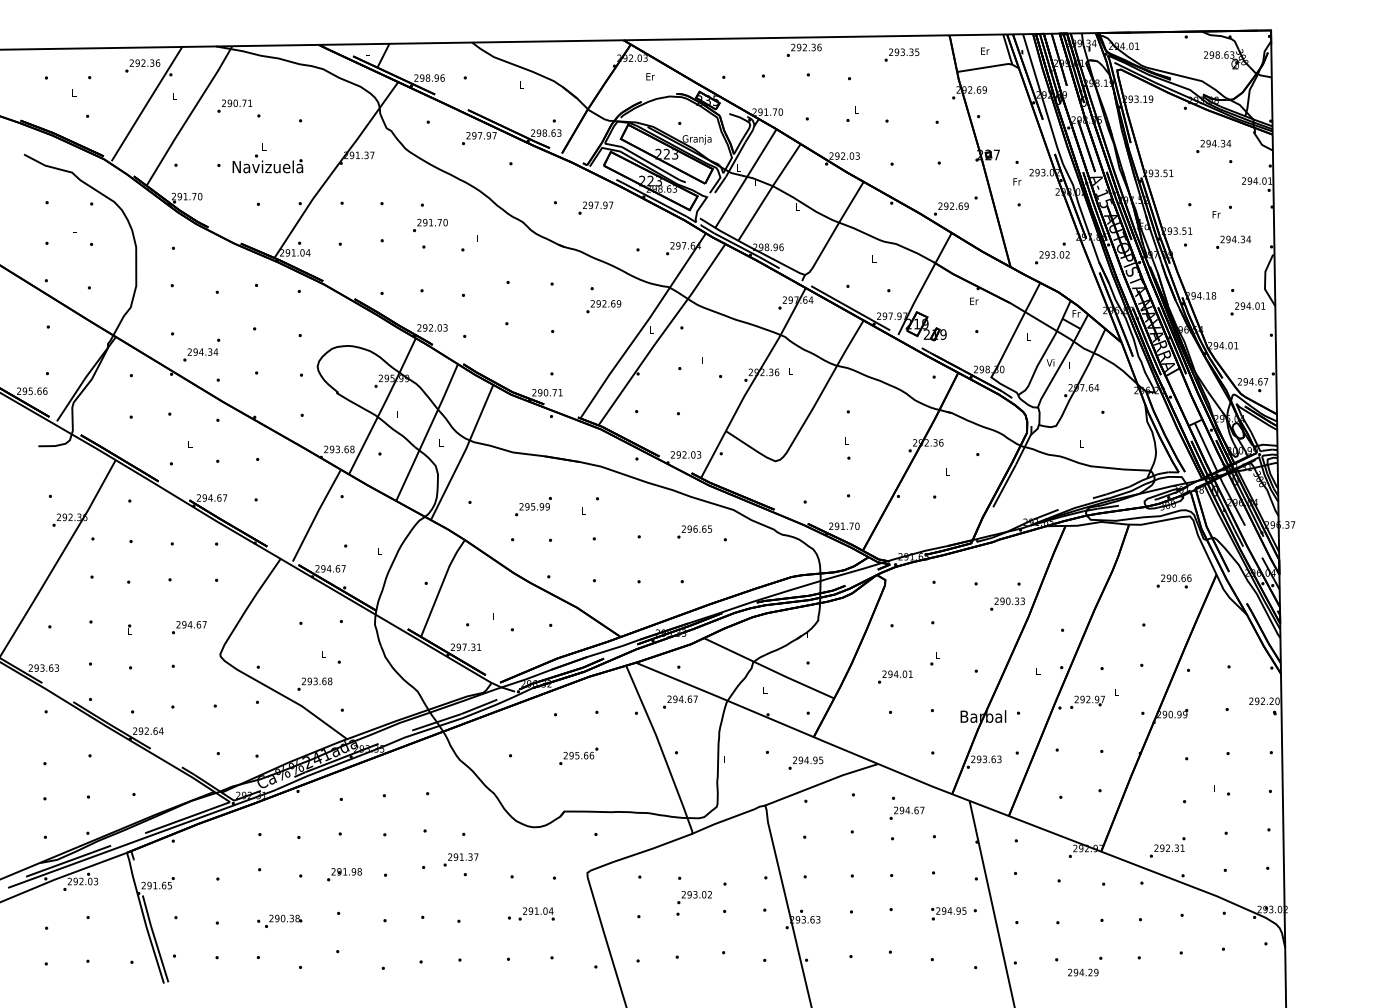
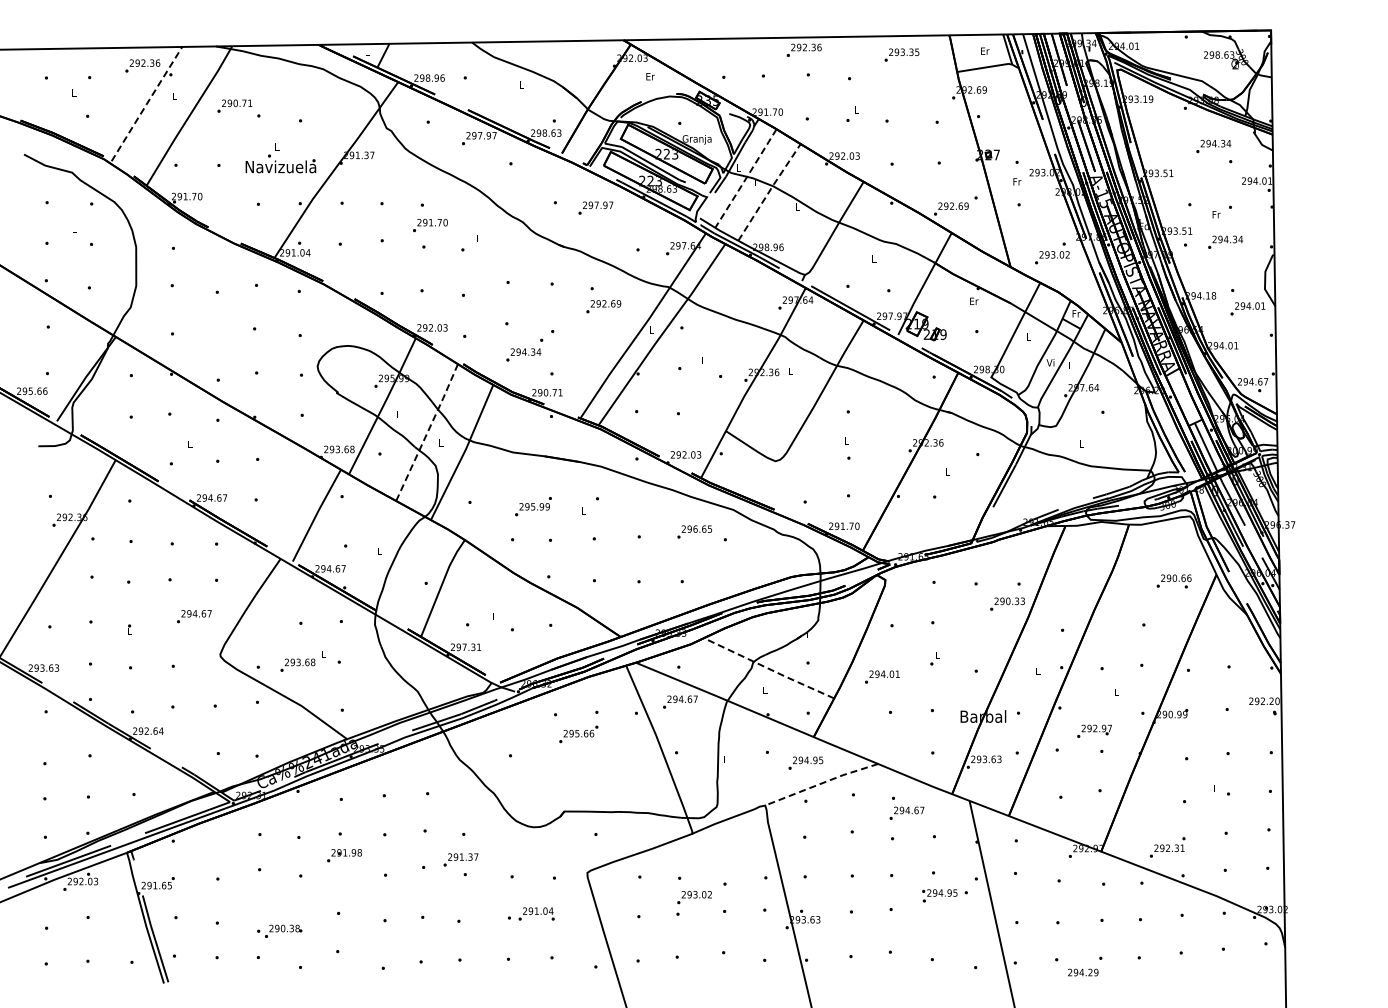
line: solid -> dashed (146, 104)
text position: (267, 158) -> (280, 158) (280, 158)
line: solid -> dashed (745, 179)
line: solid -> dashed (769, 191)
text position: (1233, 241) -> (1225, 241) (1225, 241)
text position: (201, 349) -> (524, 349) (524, 349)
line: solid -> dashed (427, 432)
text position: (189, 627) -> (194, 616) (194, 616)
line: solid -> dashed (768, 668)
text position: (895, 676) -> (882, 676) (882, 676)
text position: (314, 683) -> (297, 664) (297, 664)
text position: (1087, 701) -> (1094, 730) (1094, 730)
text position: (578, 756) -> (578, 734) (578, 734)
line: solid -> dashed (820, 783)
text position: (344, 874) -> (344, 855) (344, 855)
text position: (953, 913) -> (944, 895) (944, 895)
text position: (279, 920) -> (279, 930) (279, 930)
